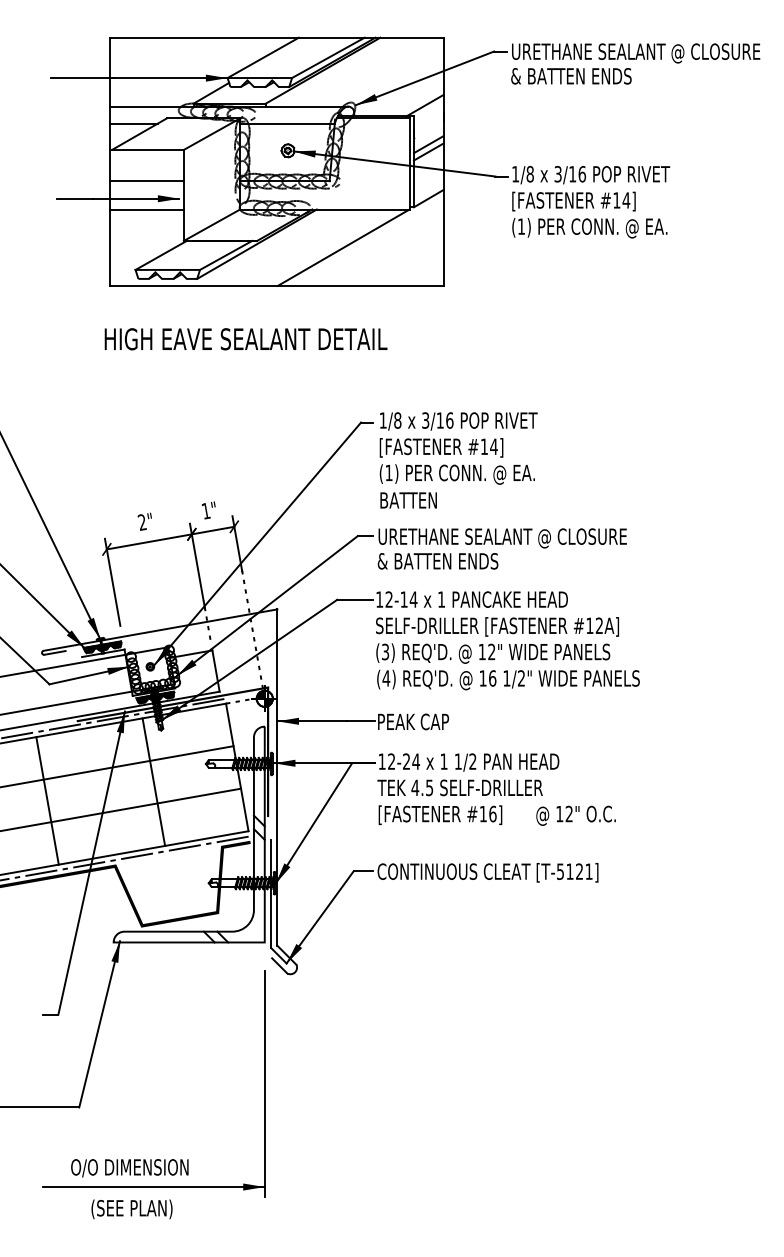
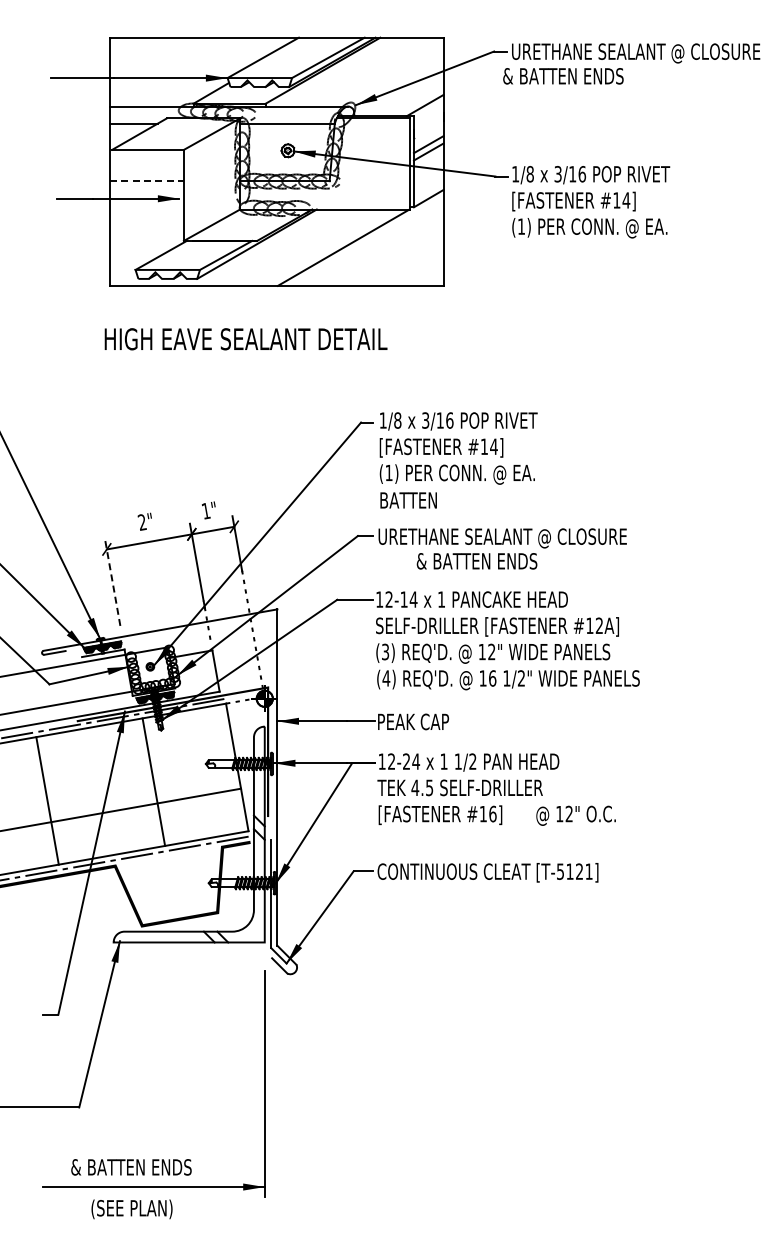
text position: (571, 76) -> (563, 76) (563, 76)
line: solid -> dashed (146, 181)
line: present -> none (146, 209)
text position: (437, 561) -> (476, 561) (476, 561)
line: solid -> dashed (112, 581)
line: present -> none (117, 766)
text: O/O DIMENSION -> & BATTEN ENDS (131, 1168)
